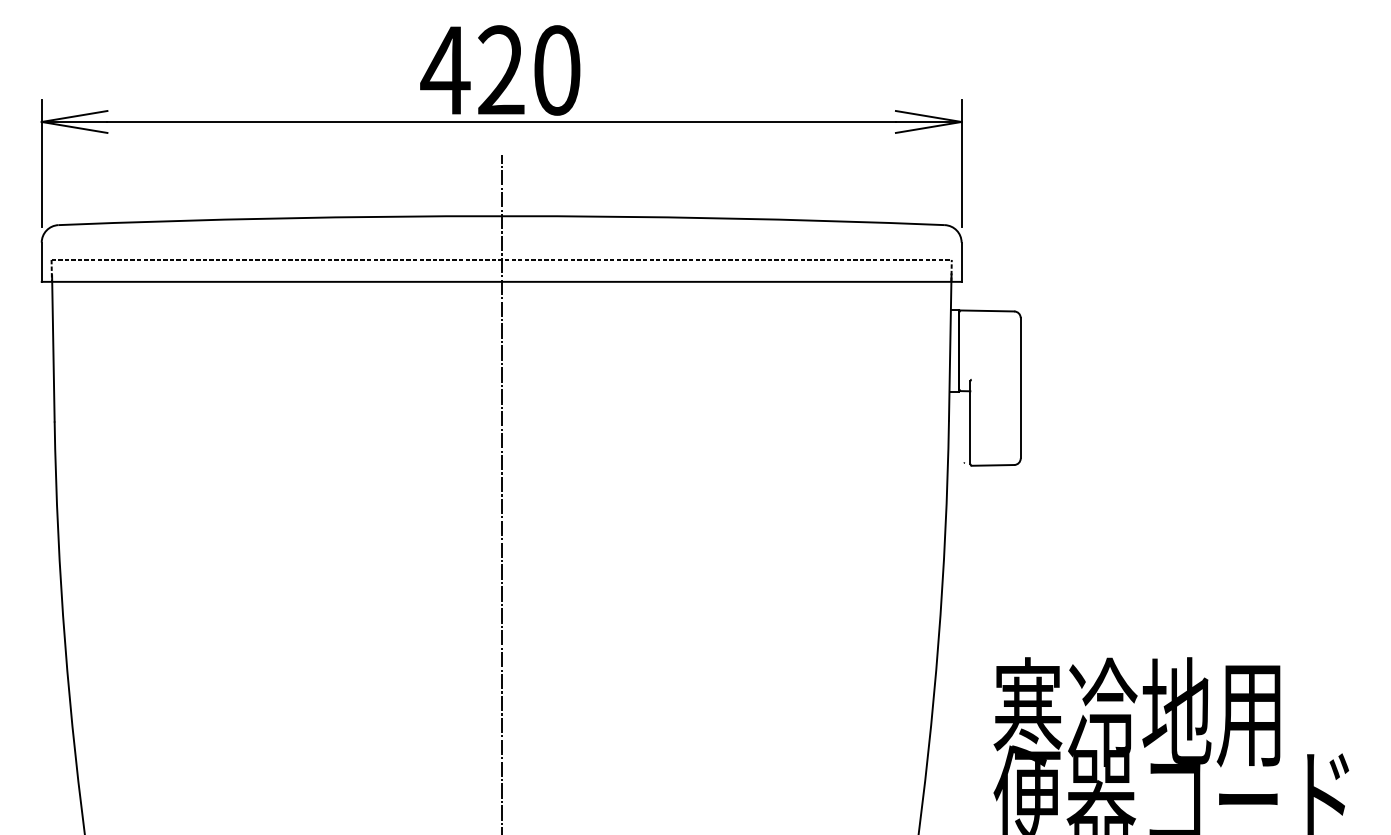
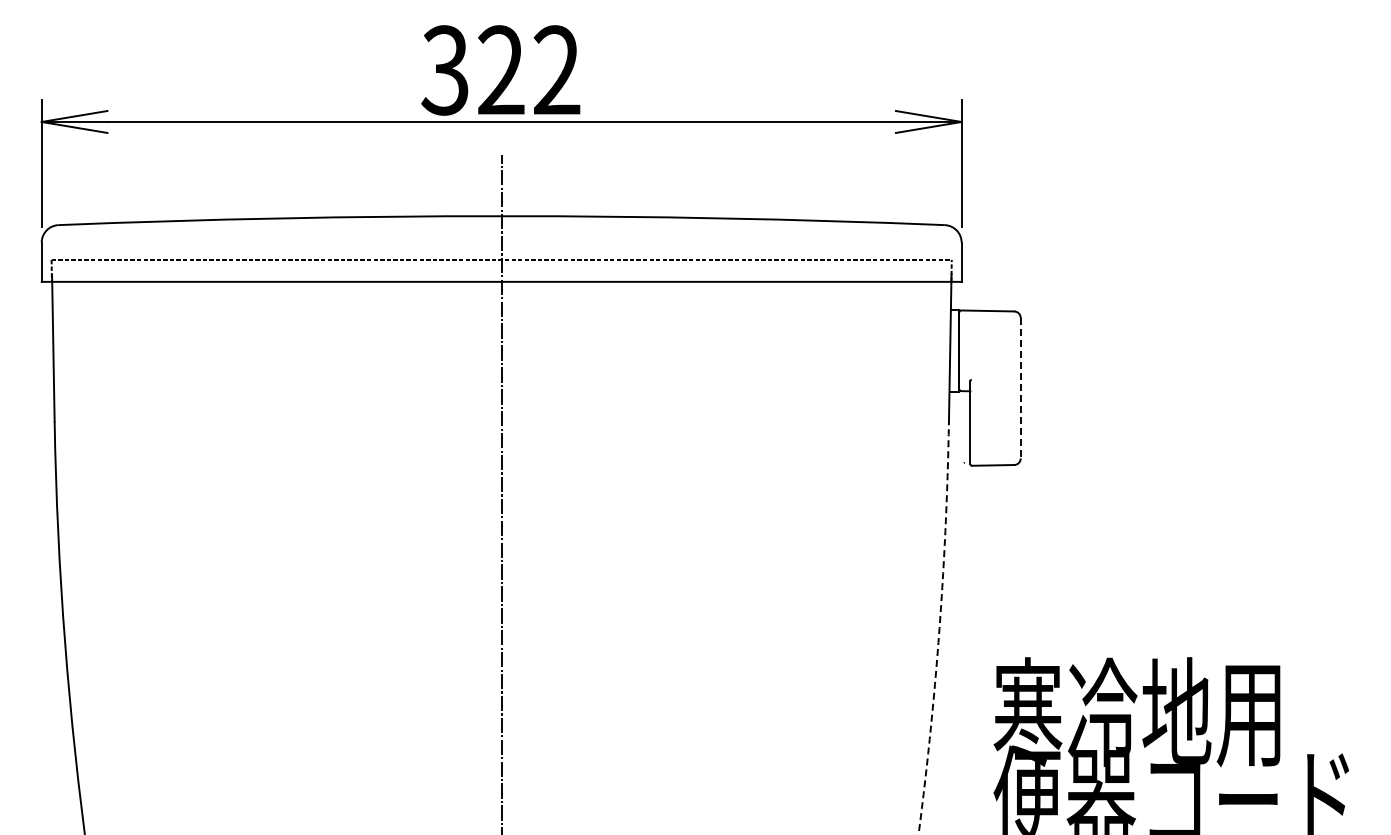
text: 420 -> 322 (500, 70)
line: solid -> dashed (1020, 388)
arc: solid -> dashed (939, 627)
